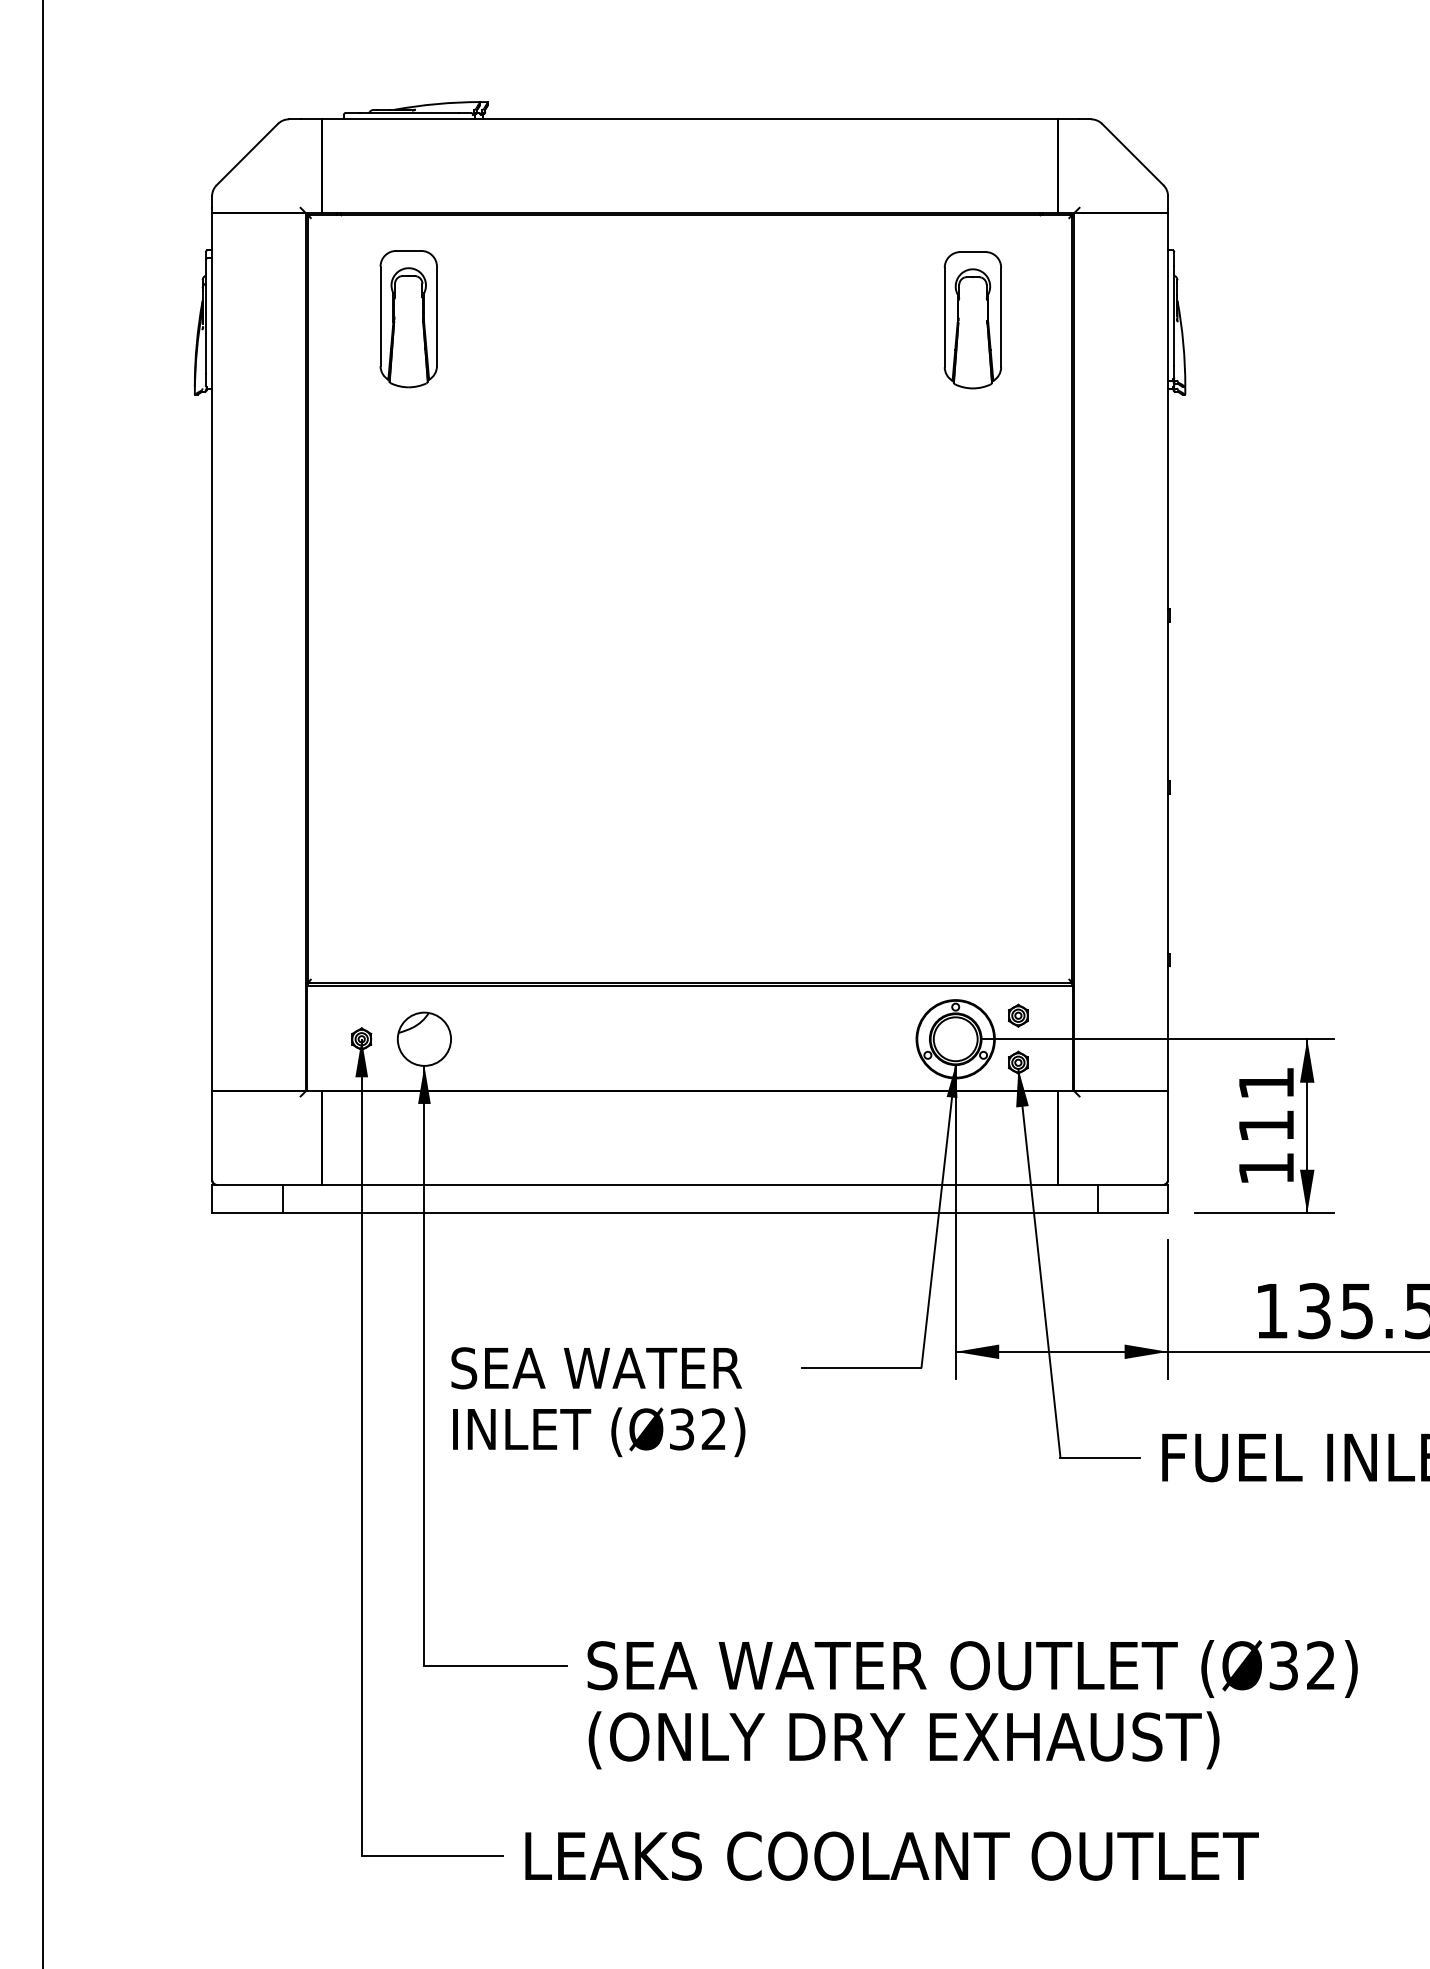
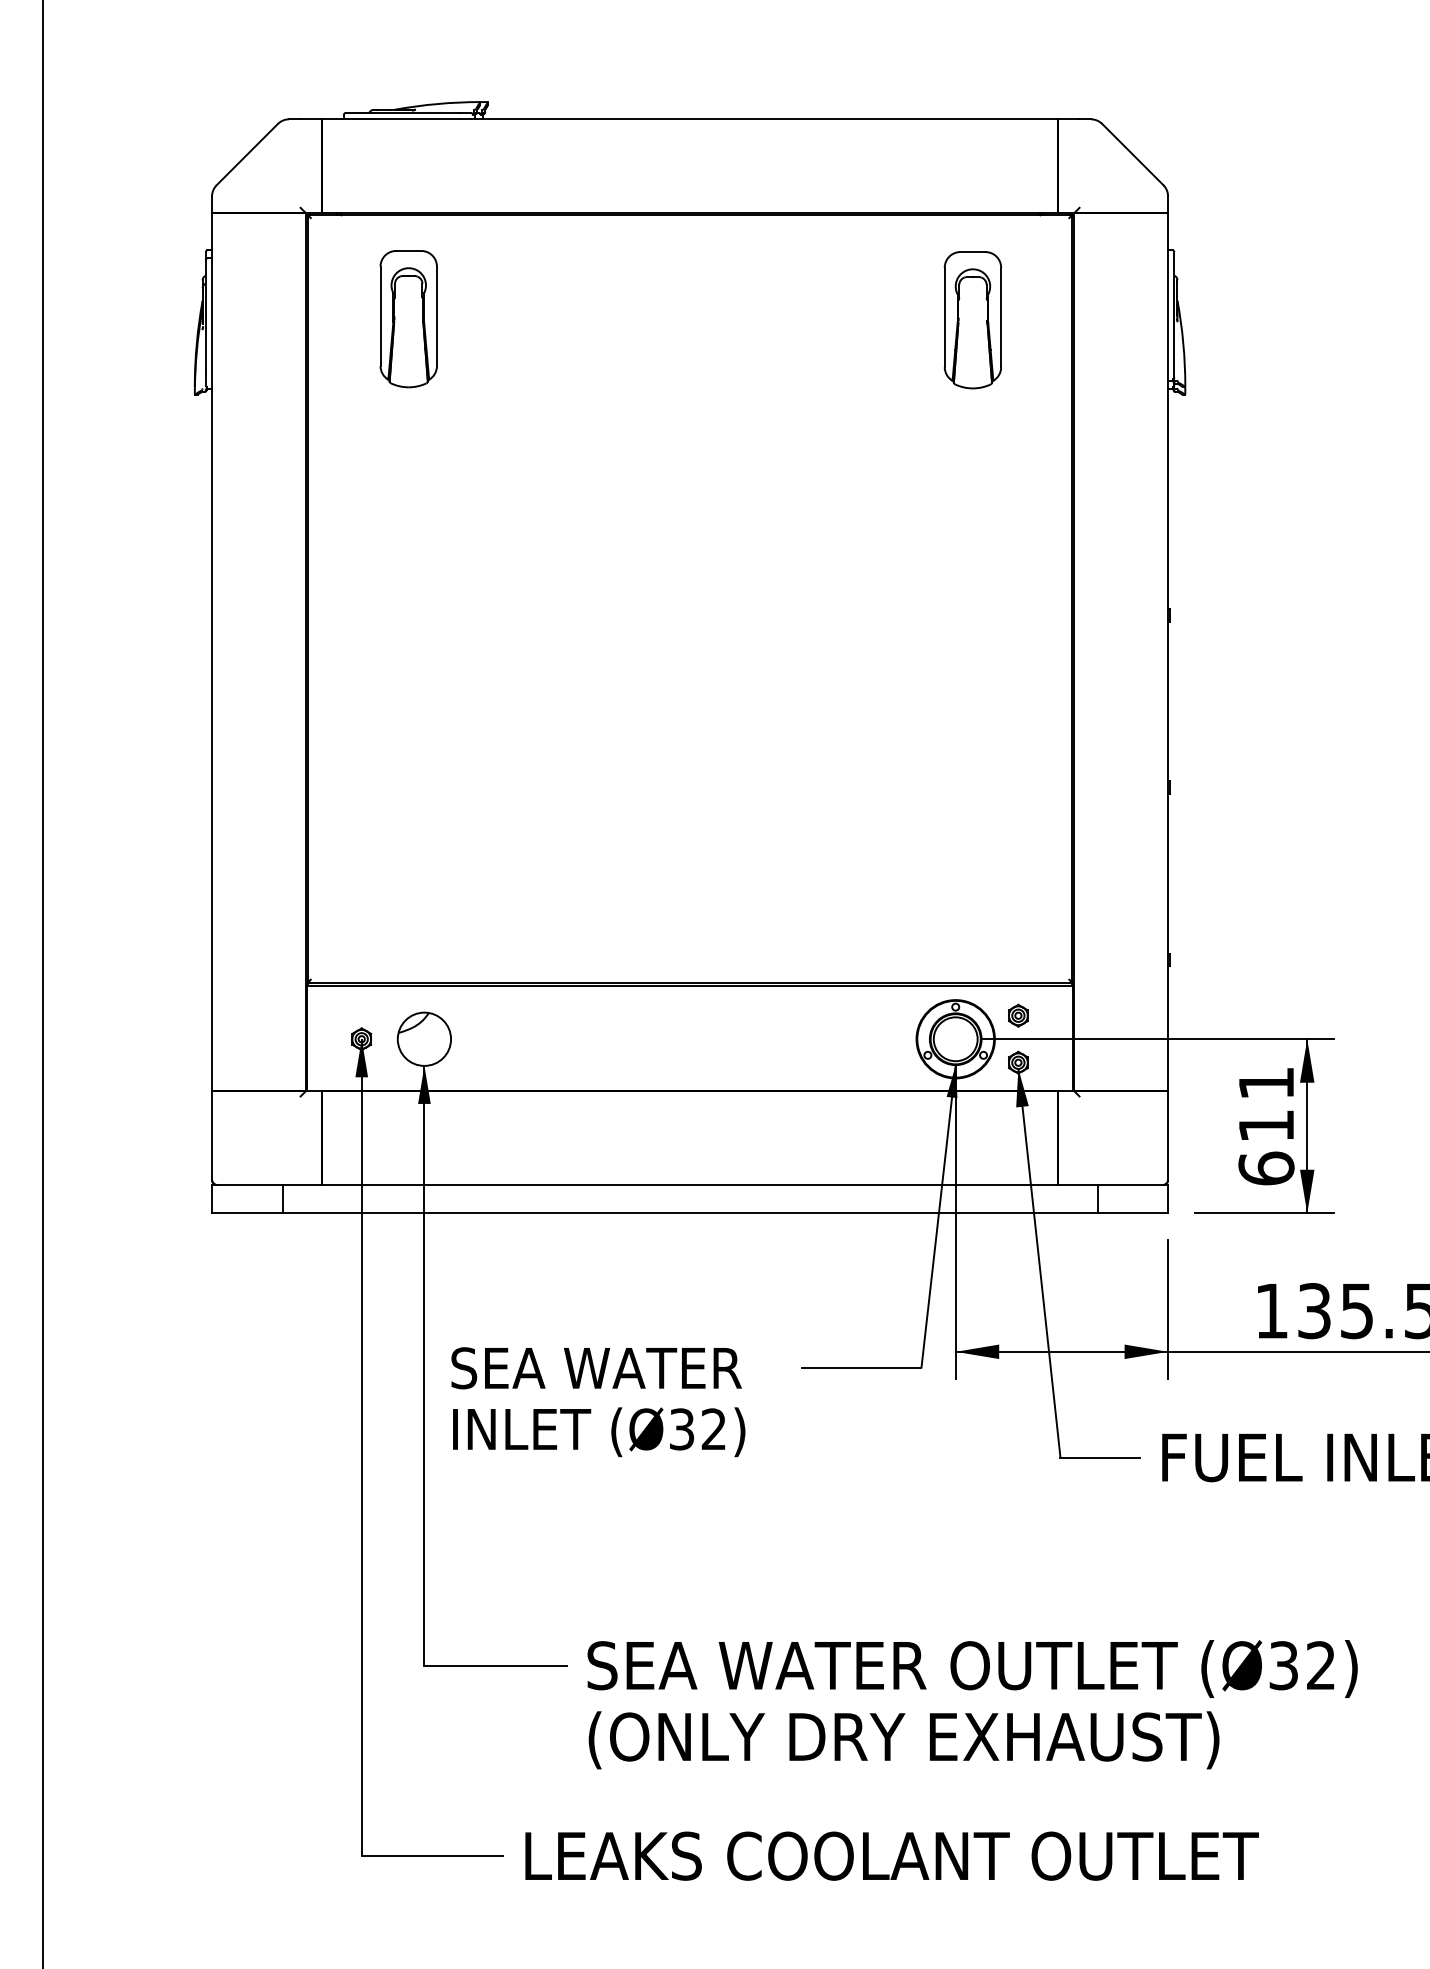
text: 111 -> 611 (1266, 1168)
